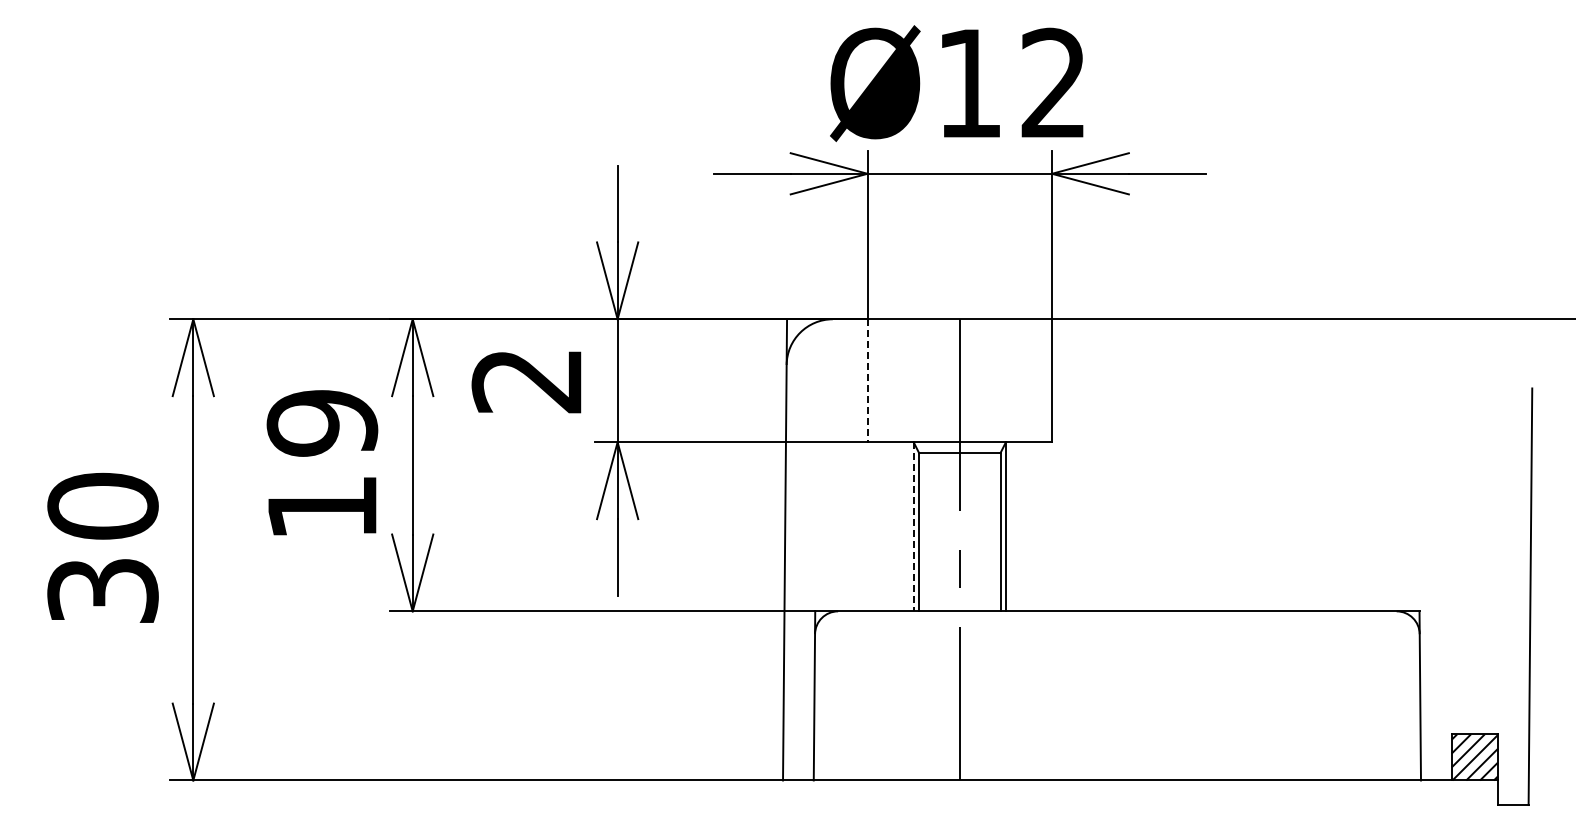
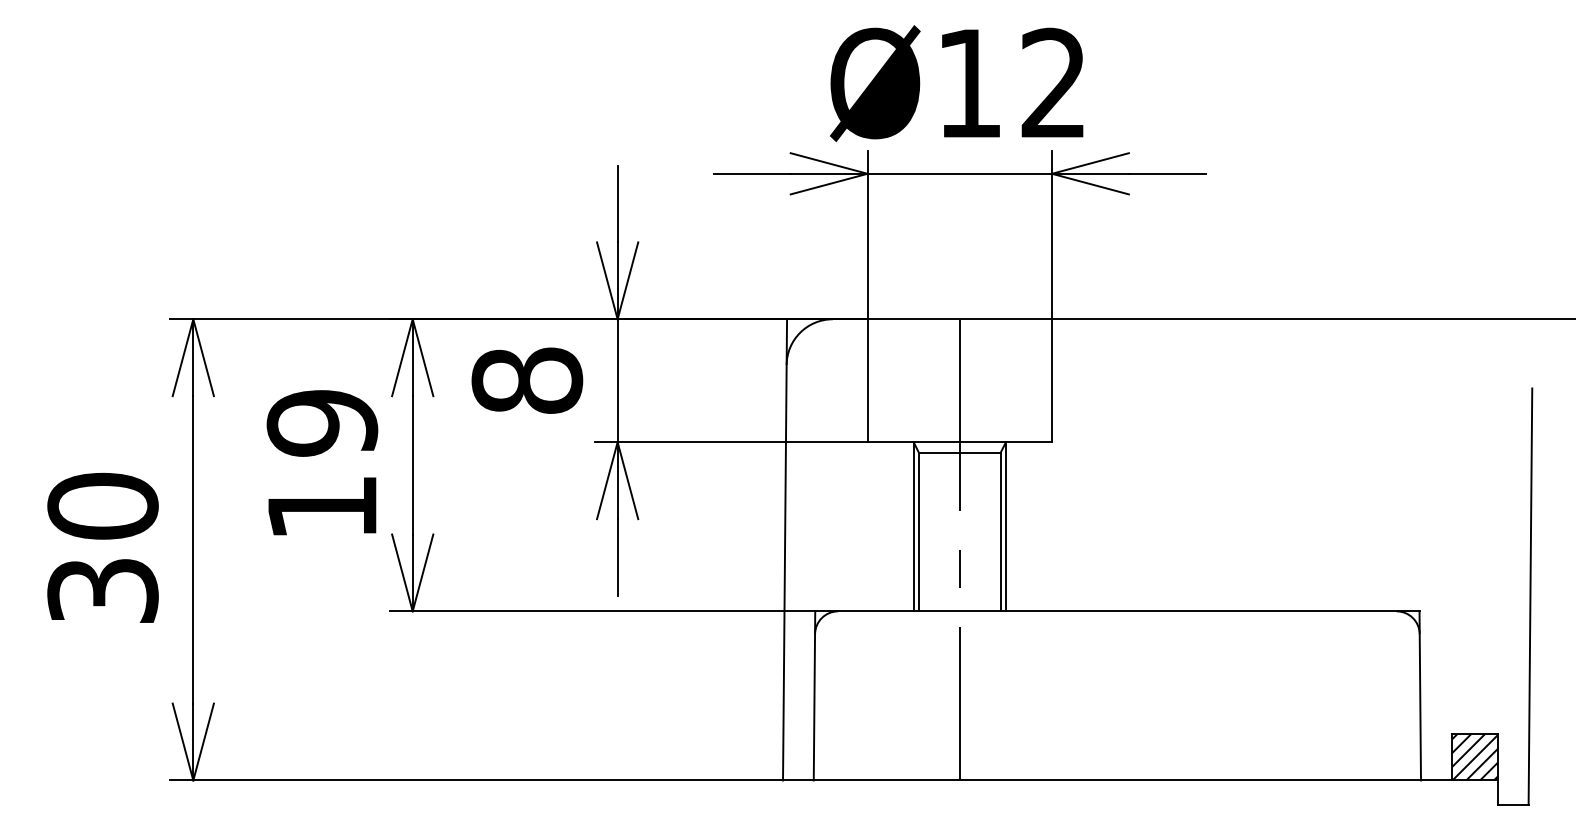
text: 2 -> 8 (527, 380)
line: dashed -> solid (867, 381)
line: dashed -> solid (913, 526)
